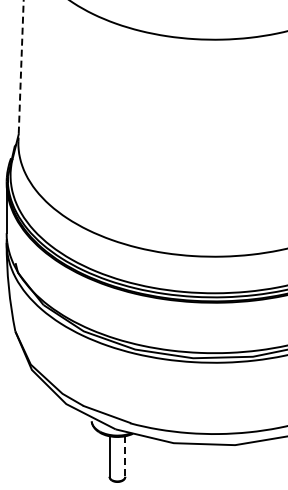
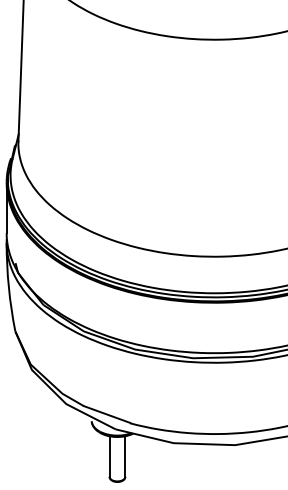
line: dashed -> solid (21, 71)
line: dashed -> solid (125, 457)
